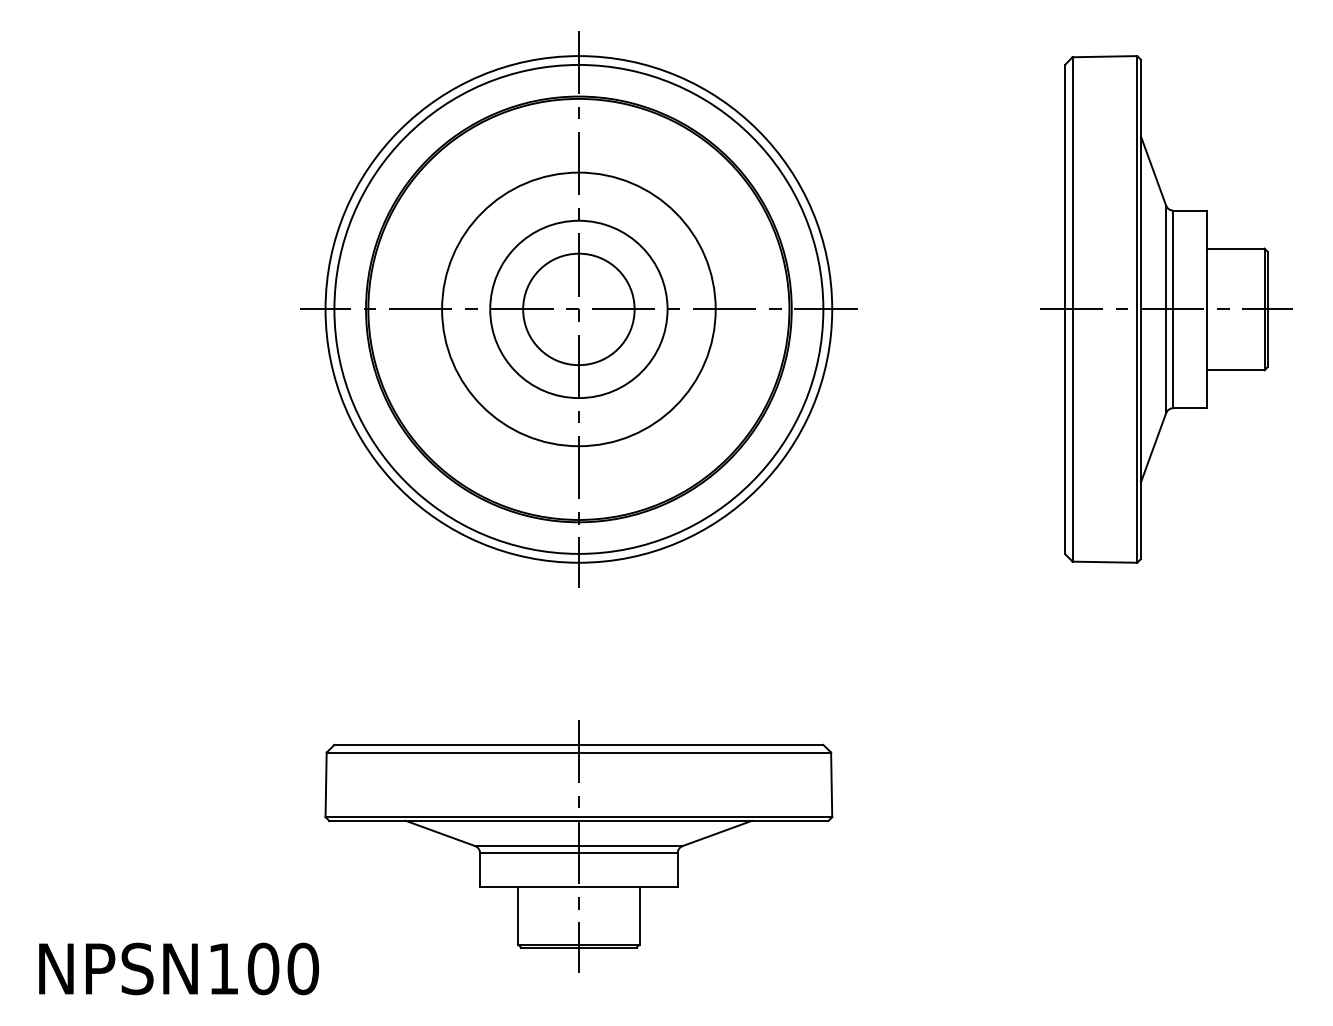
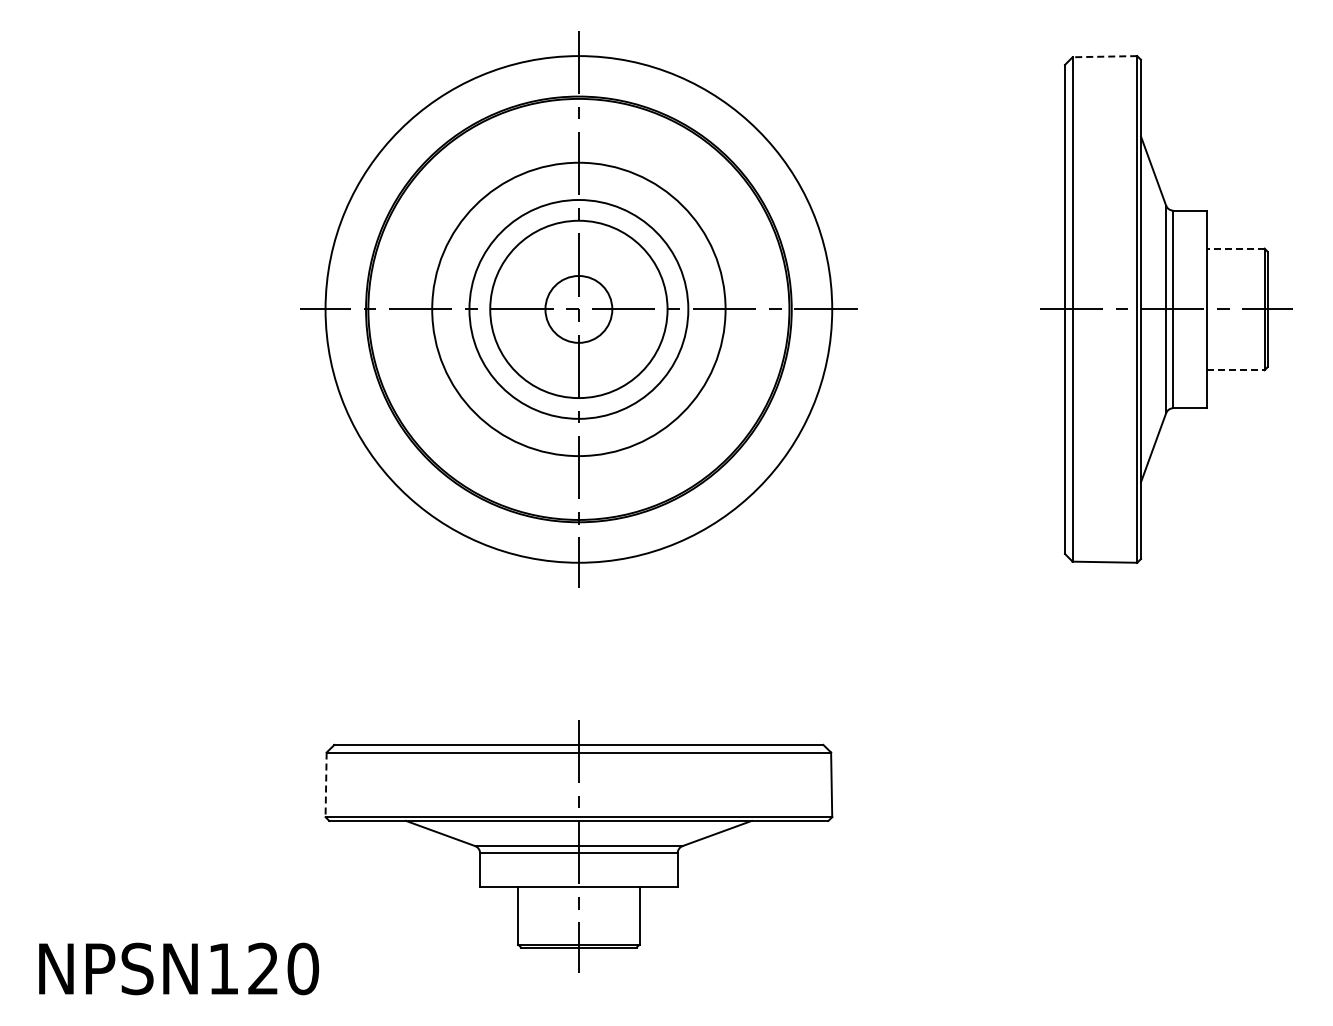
line: solid -> dashed (1104, 56)
line: solid -> dashed (1235, 248)
circle diameter: 489 px -> 293 px (578, 309)
circle diameter: 111 px -> 67 px (578, 309)
circle diameter: 274 px -> 219 px (578, 308)
line: solid -> dashed (1235, 370)
line: solid -> dashed (326, 785)
text: NPSN100 -> NPSN120 (263, 968)
